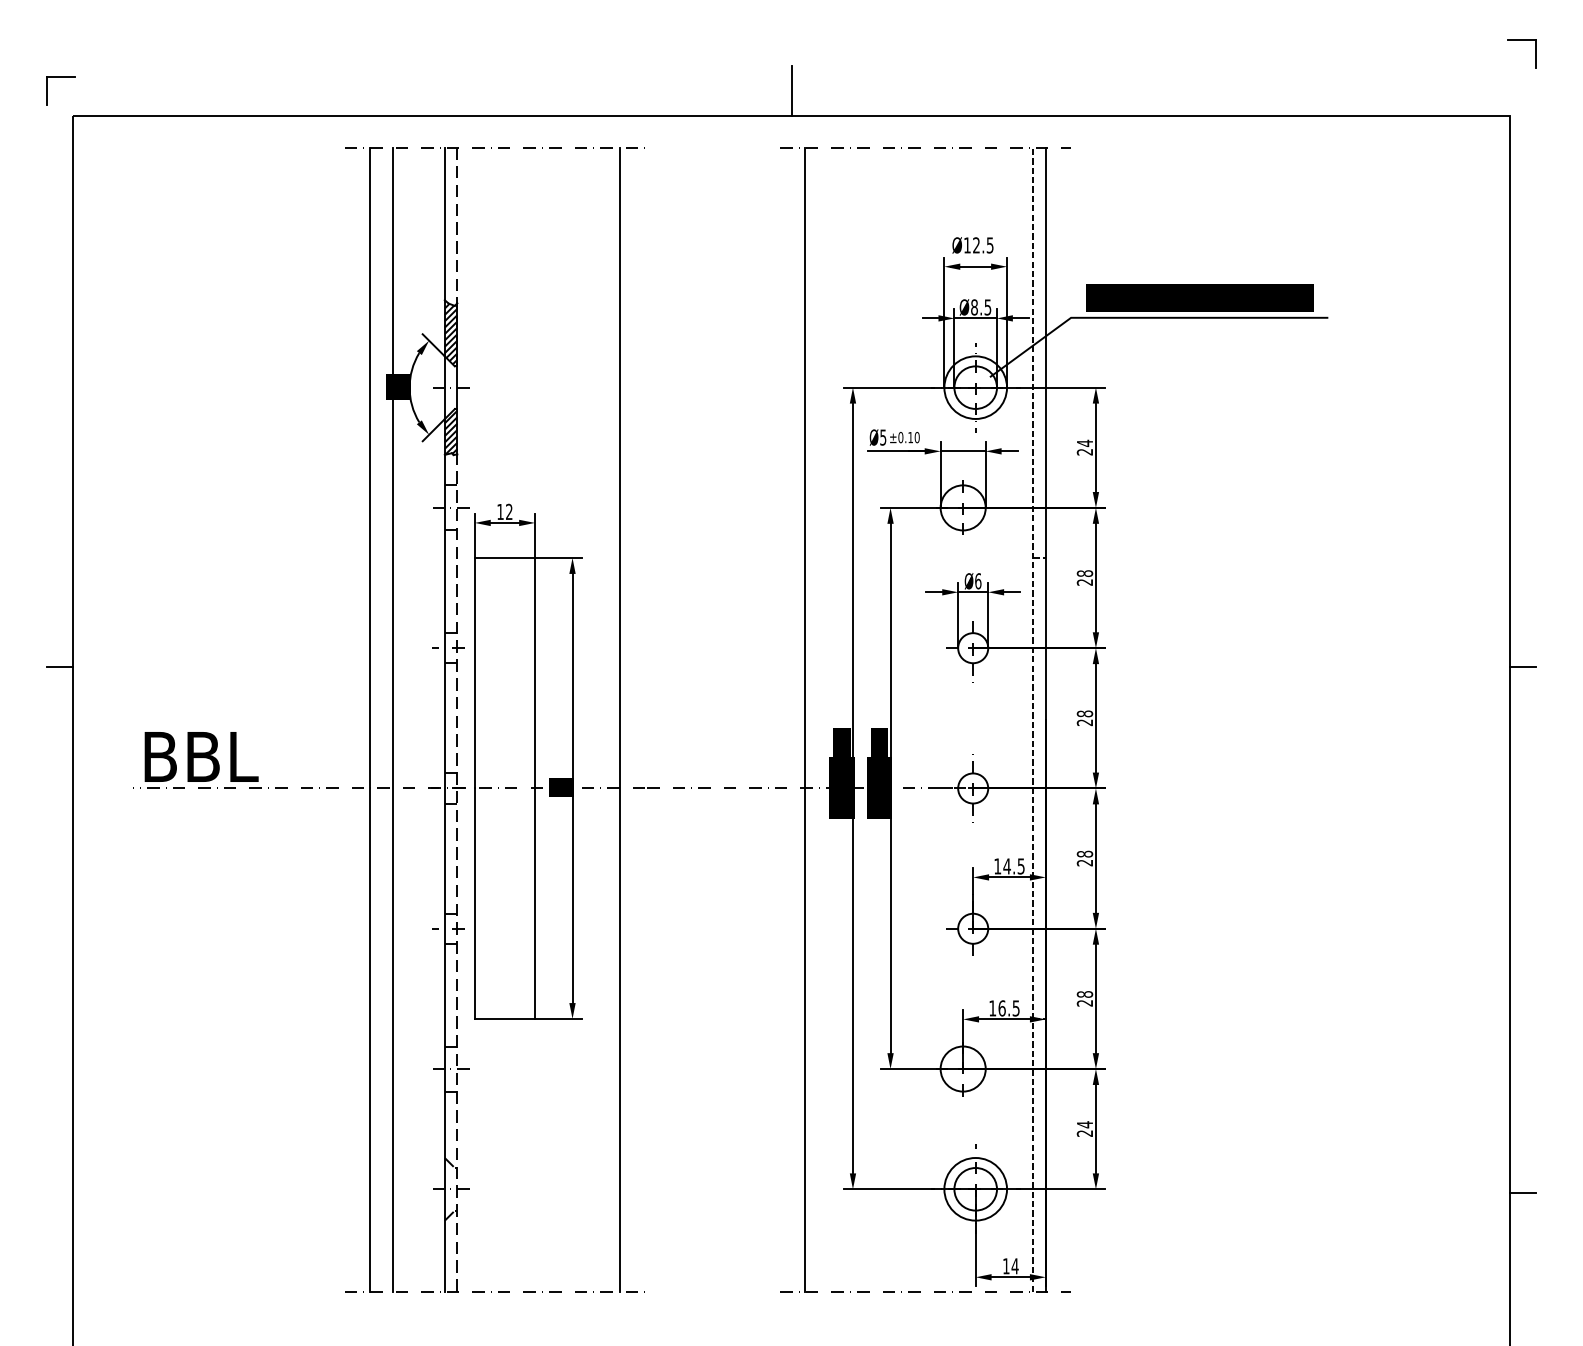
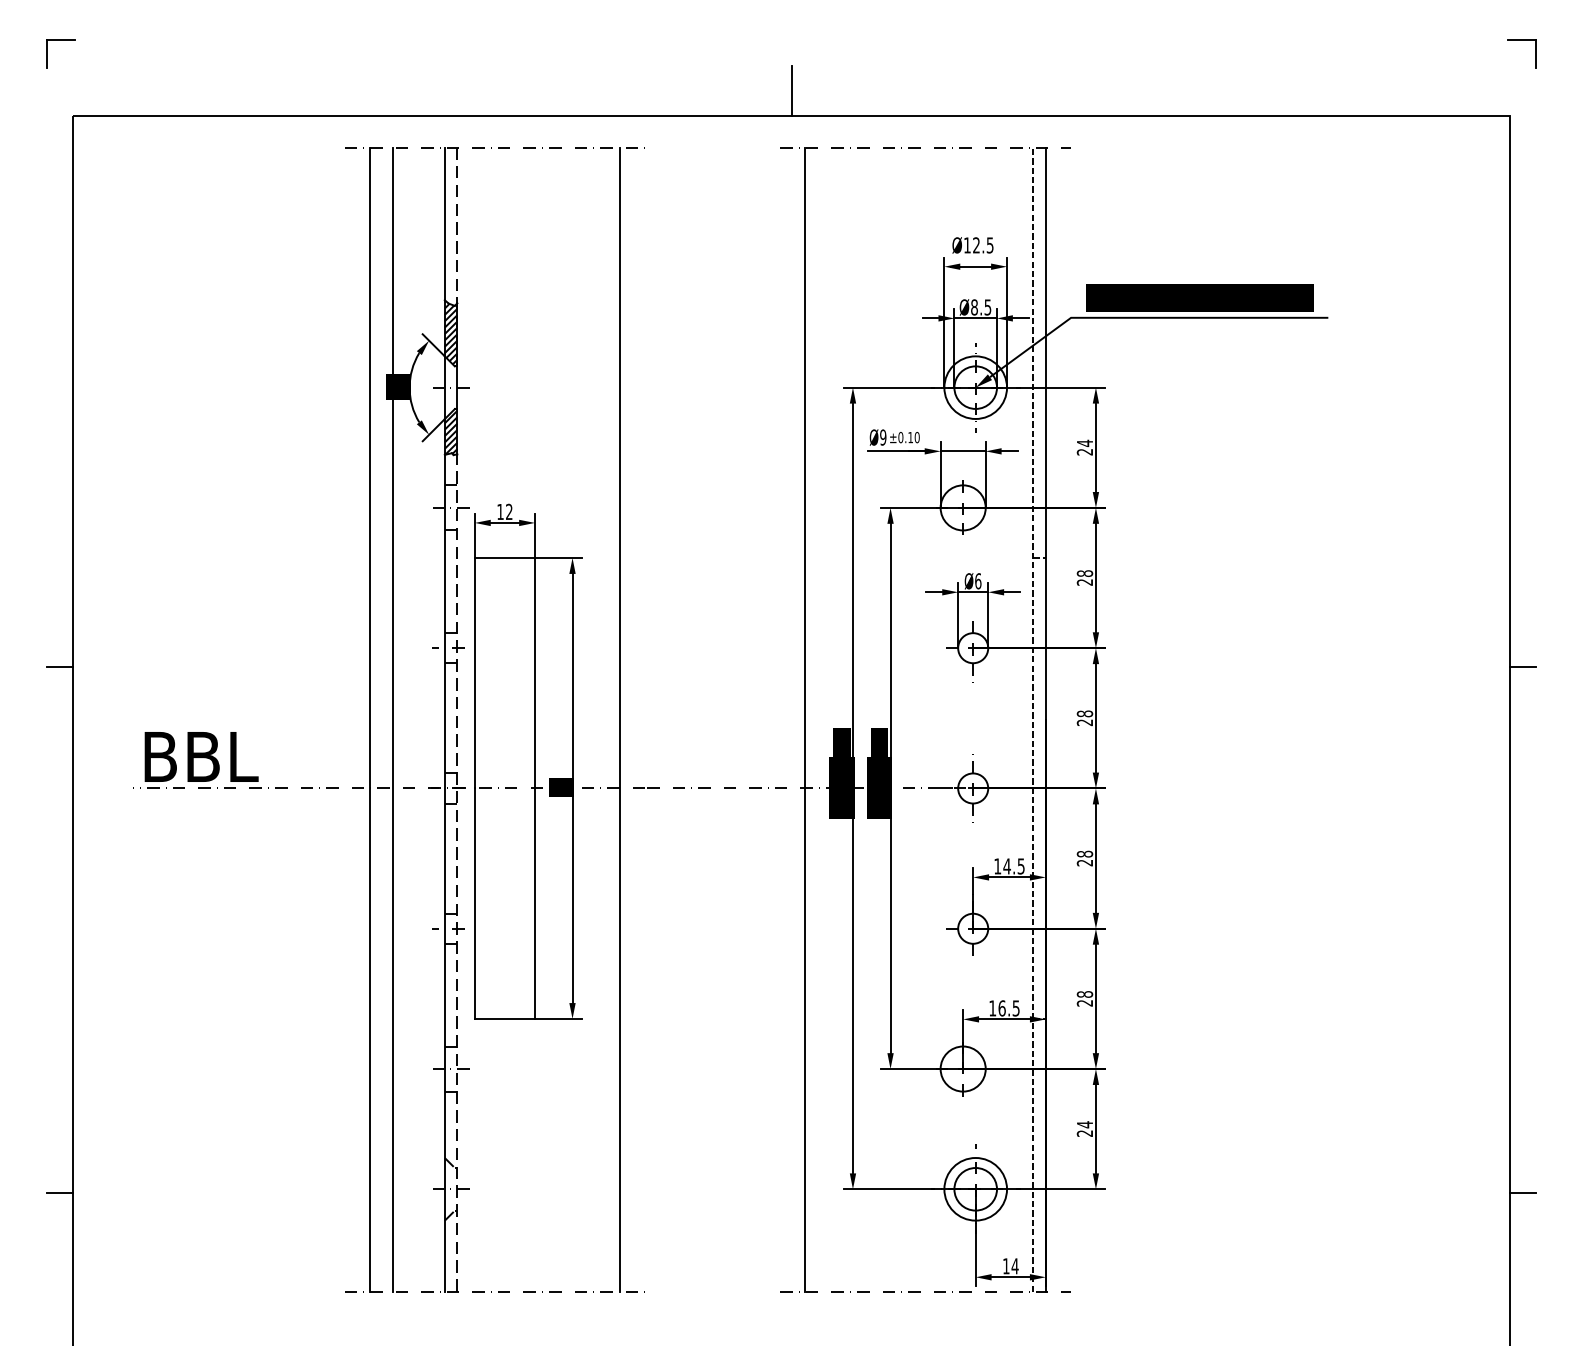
part position: (60, 77) -> (60, 40) (60, 40)
fill: none -> present (983, 380)
text: Ø5 -> Ø9 (883, 437)
line: none -> present (59, 1192)
